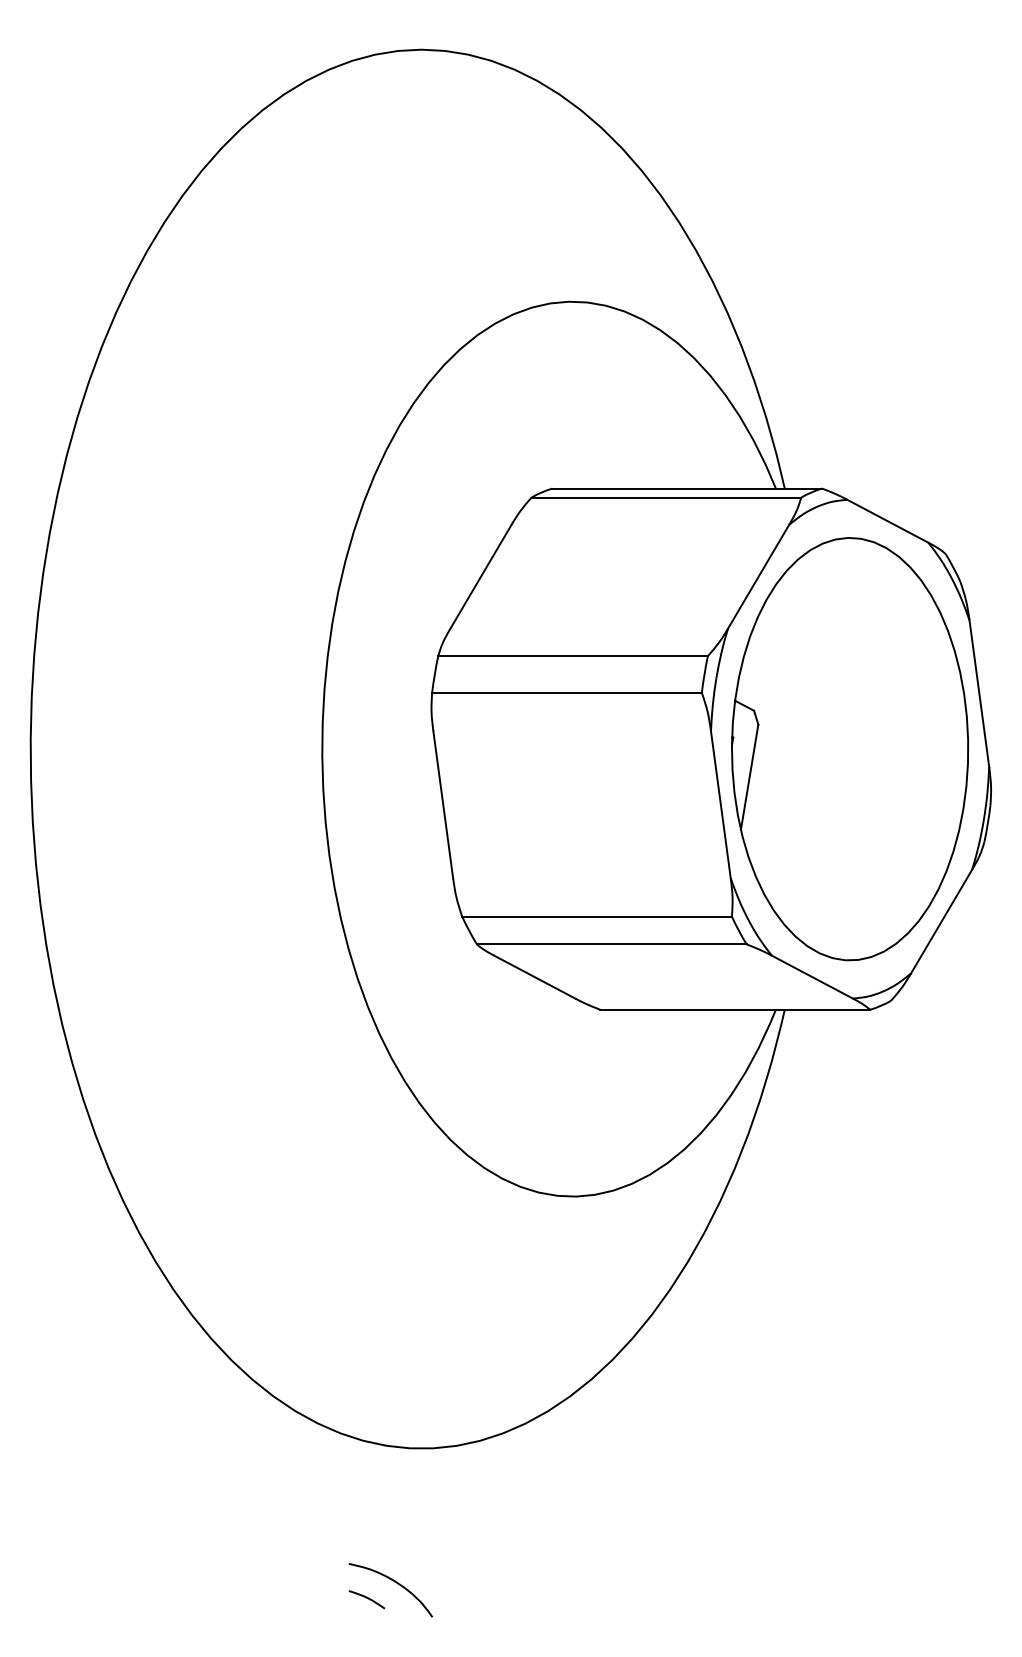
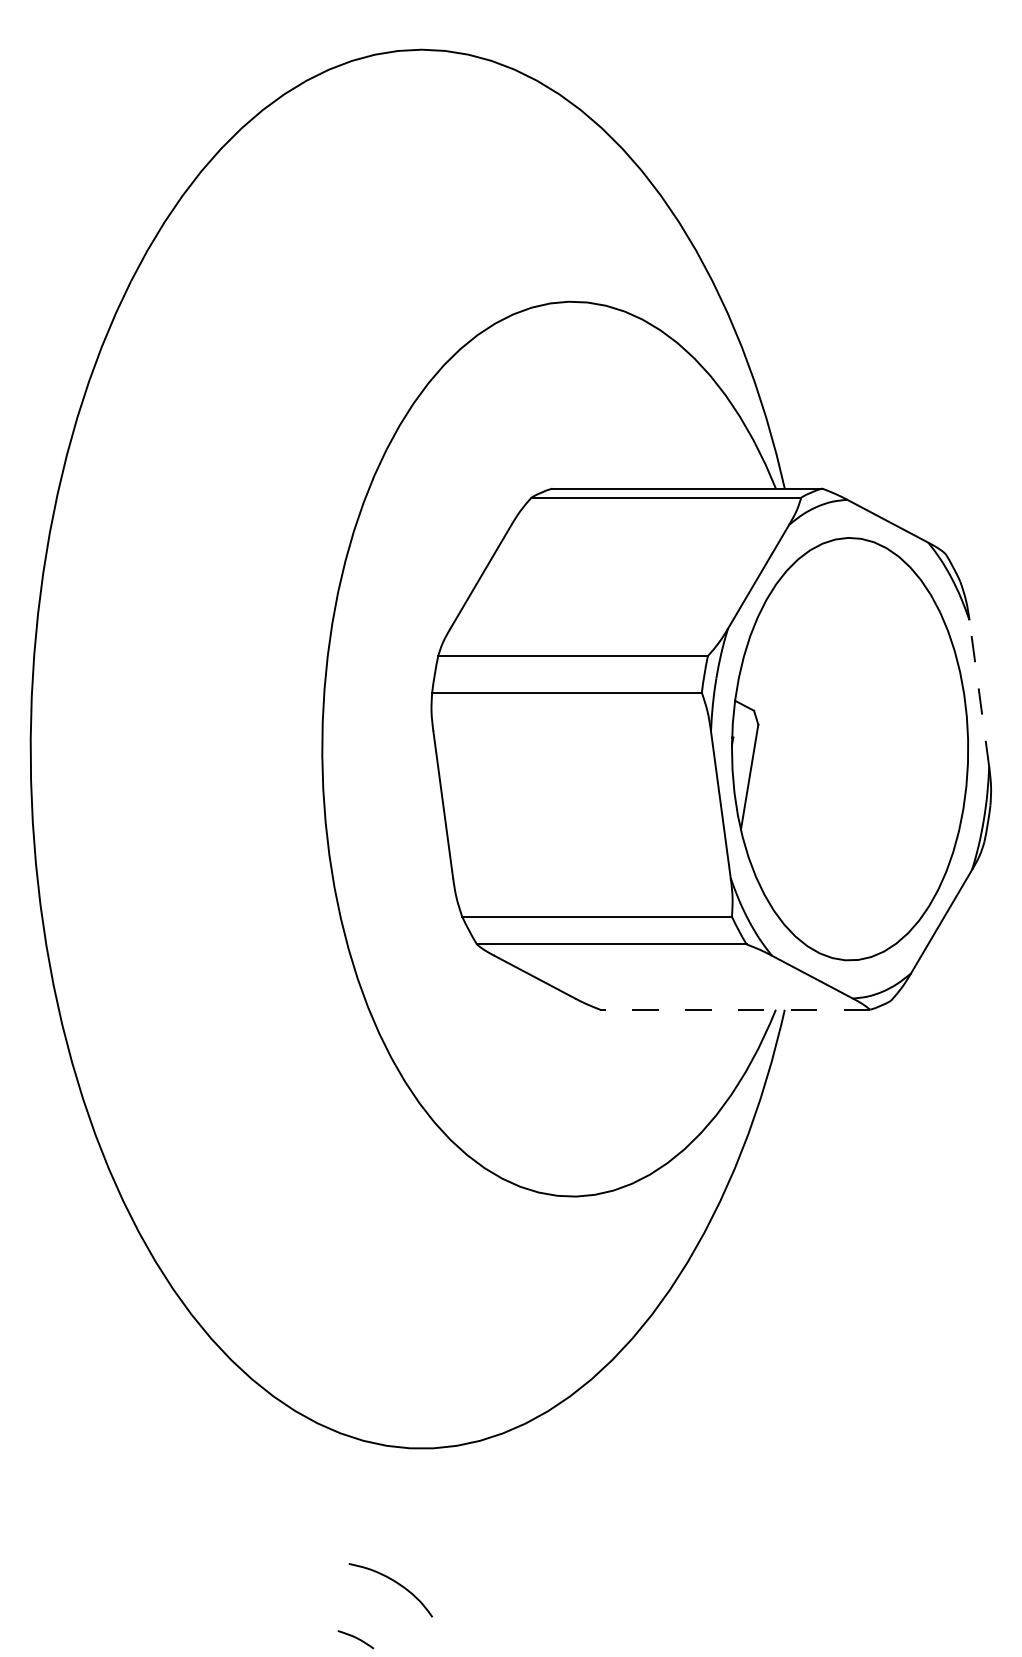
line: solid -> dashed (979, 693)
line: solid -> dashed (735, 1009)
curve position: (366, 1598) -> (355, 1638) (355, 1638)
